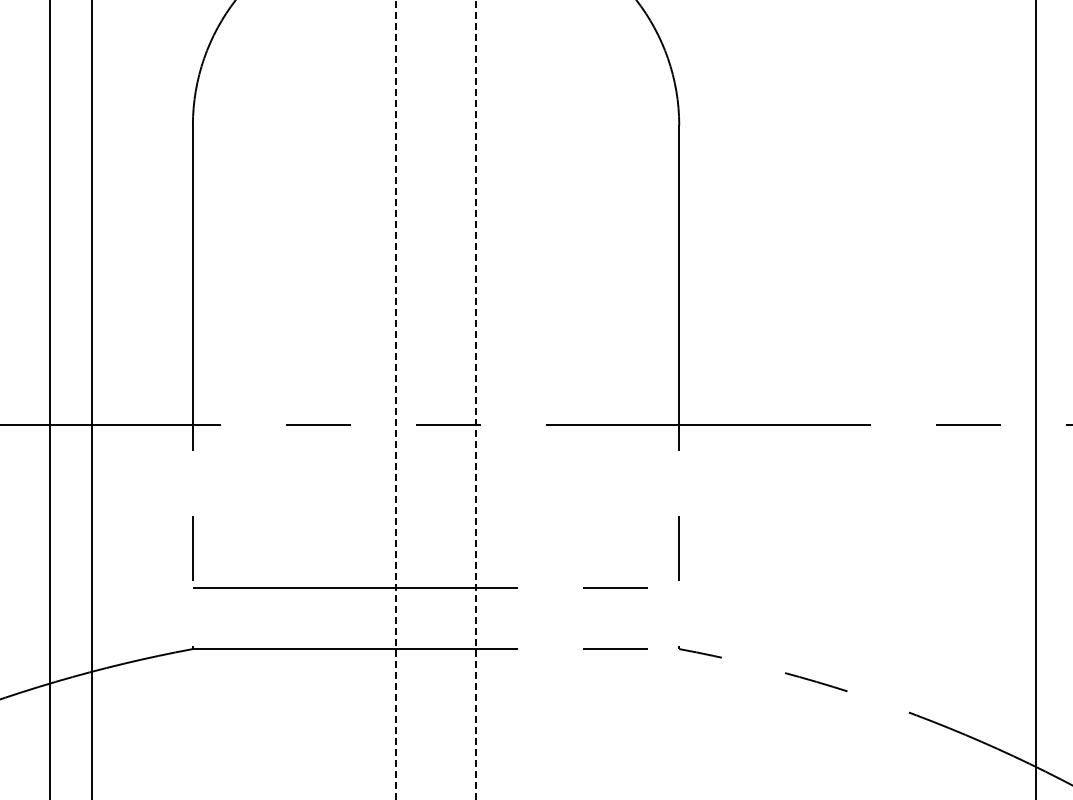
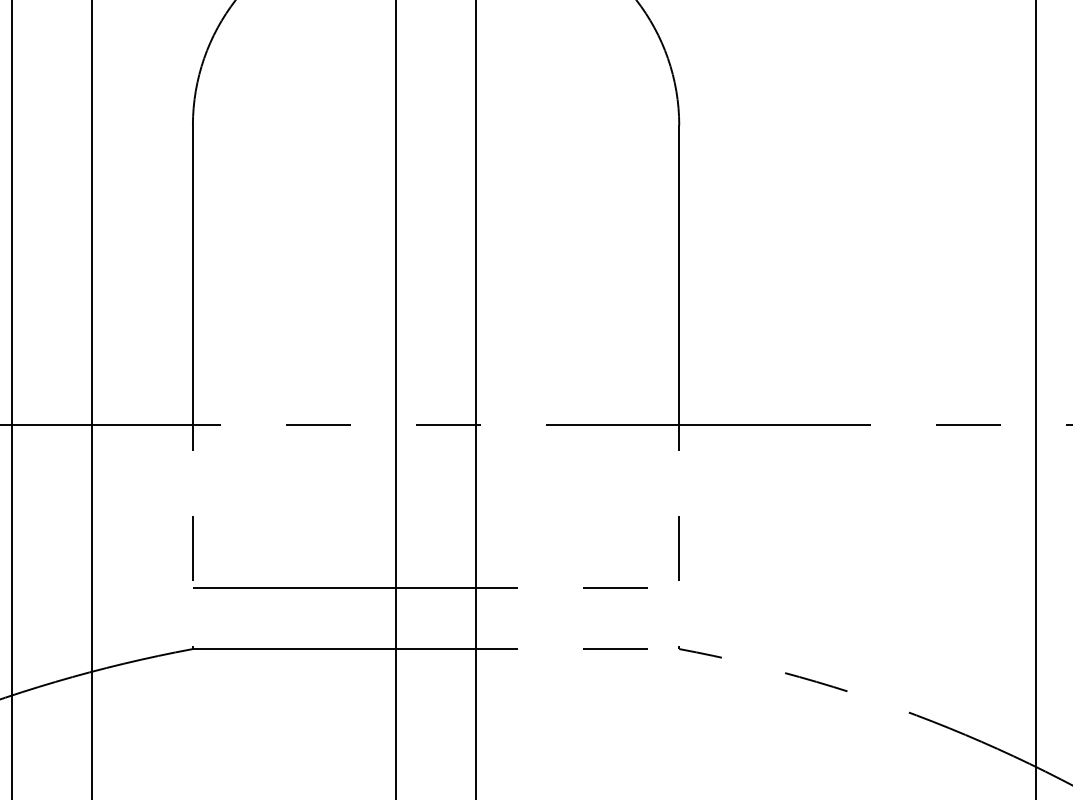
line position: (50, 399) -> (12, 399) (12, 399)
line: dashed -> solid (396, 400)
line: dashed -> solid (475, 400)
